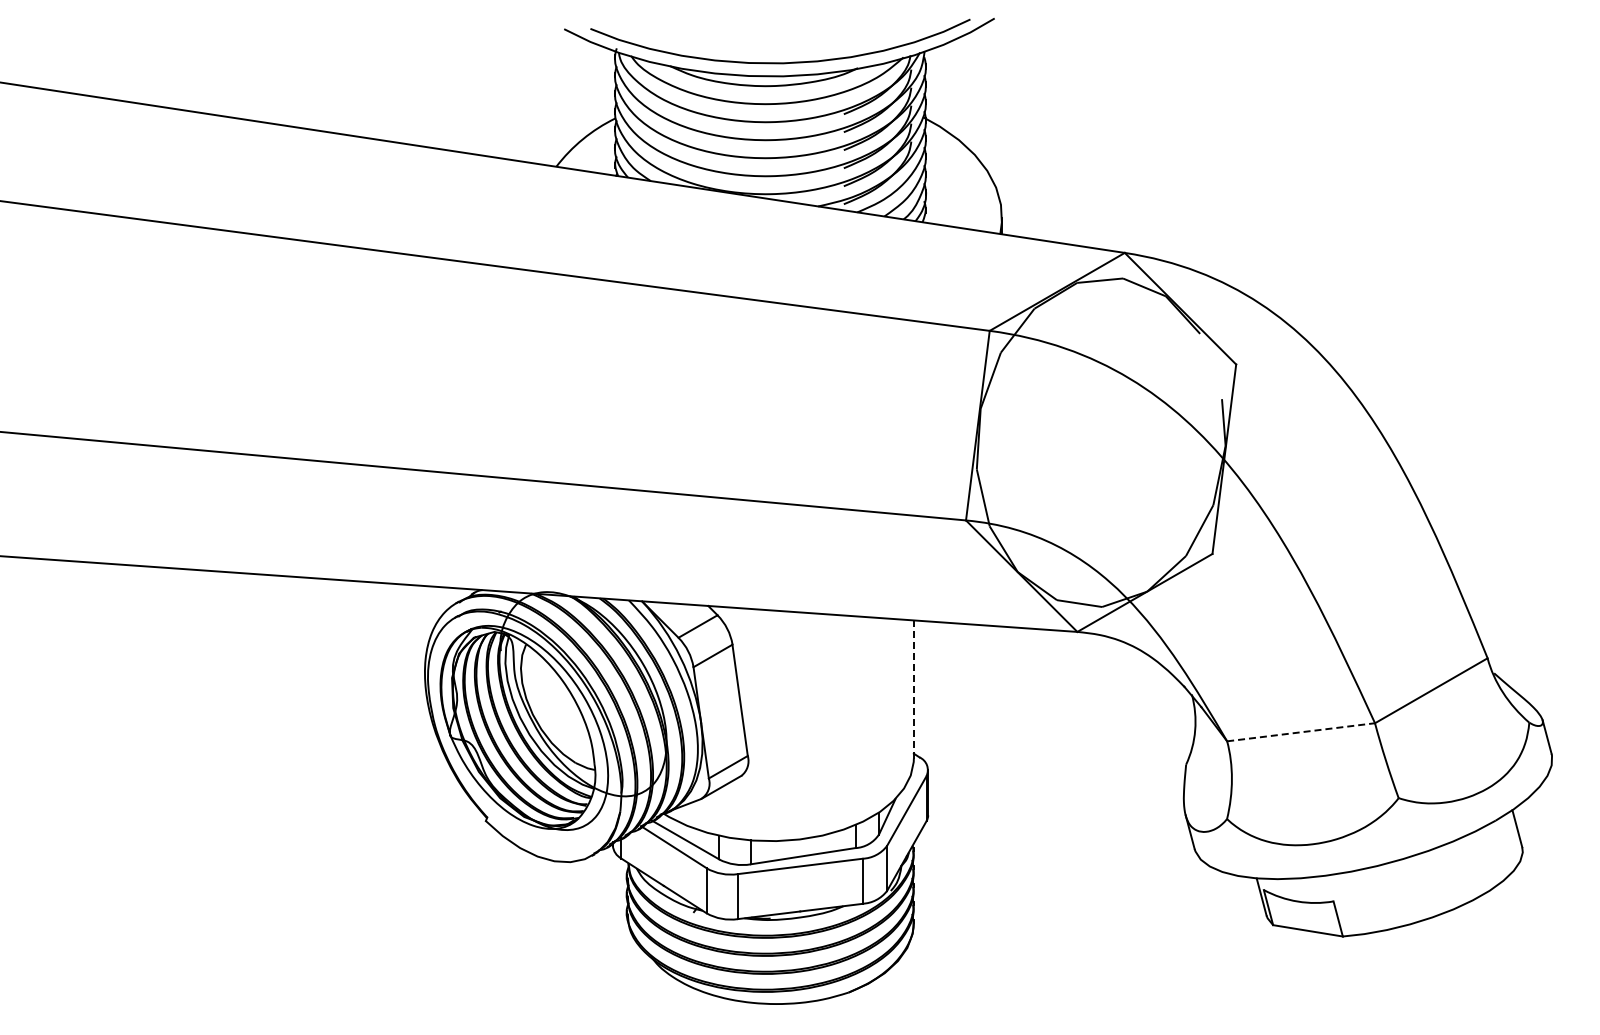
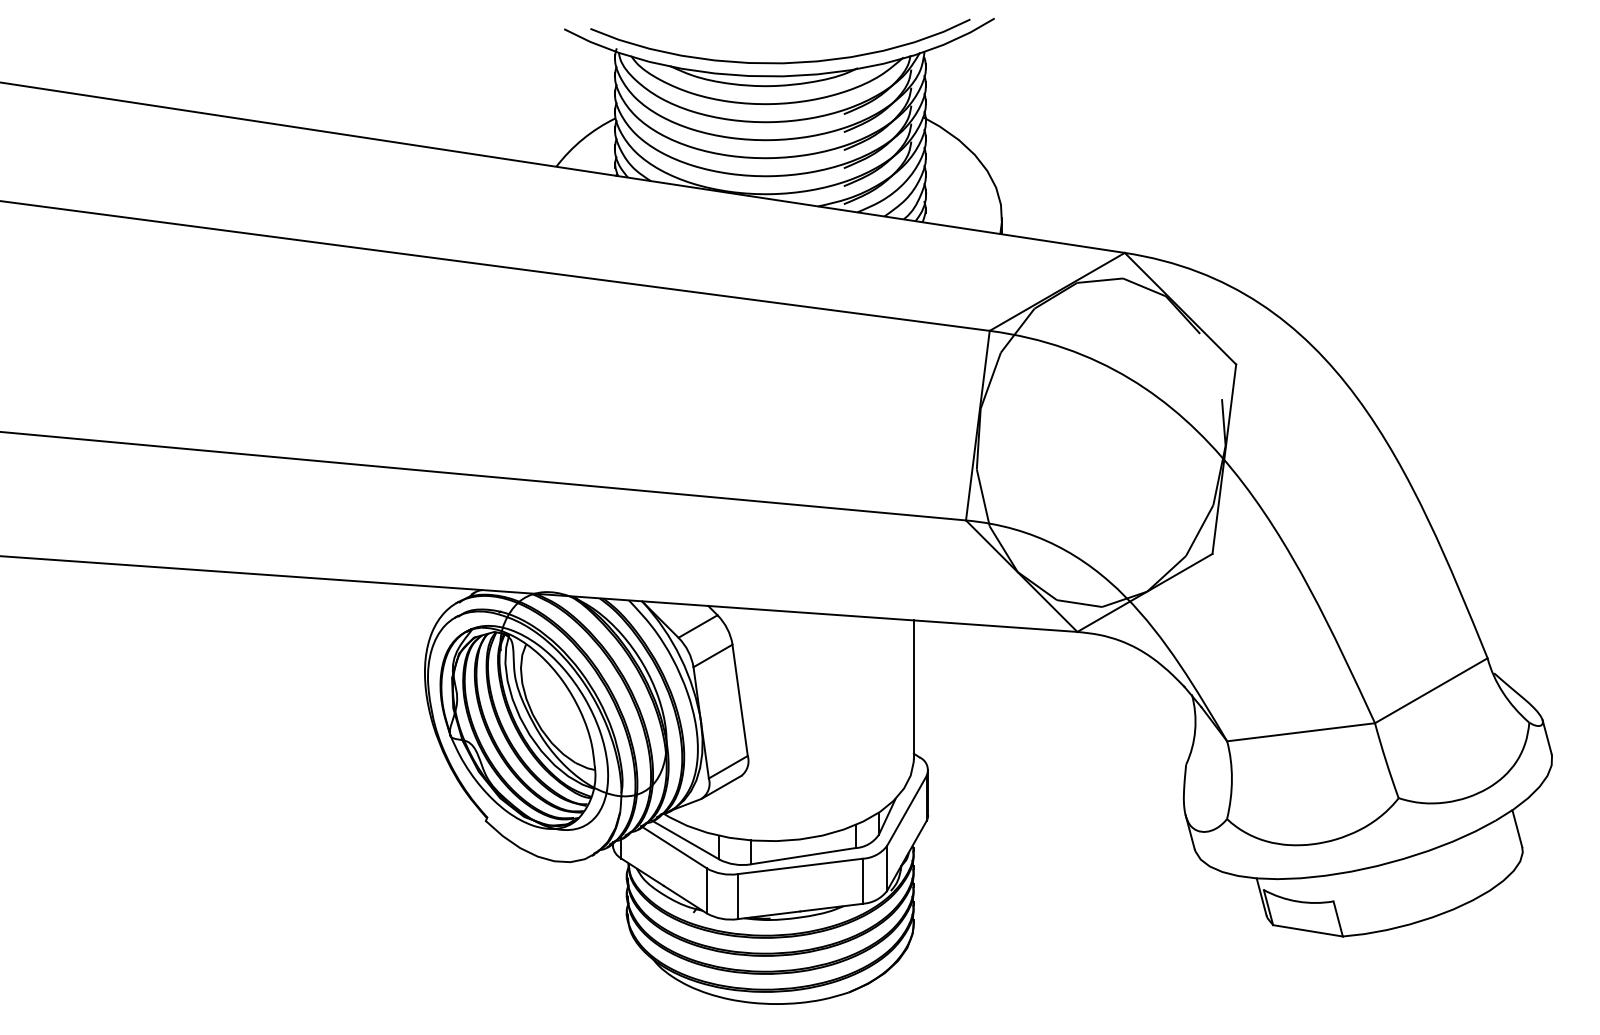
line: dashed -> solid (913, 689)
line: dashed -> solid (1301, 732)
